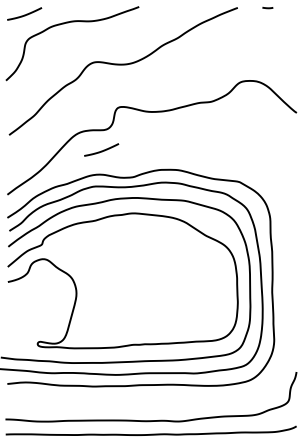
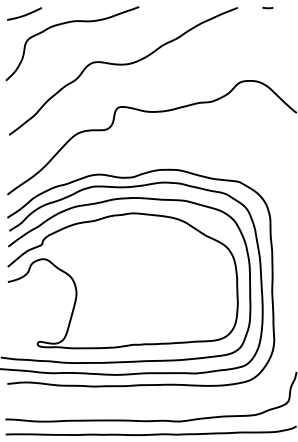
curve: present -> none (101, 150)
